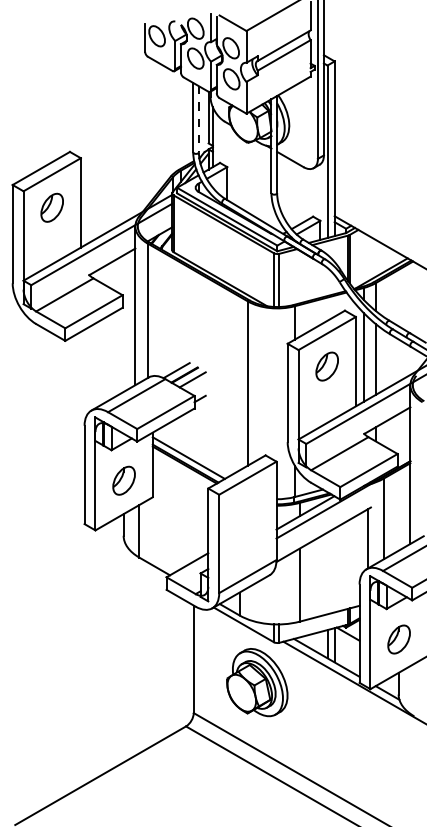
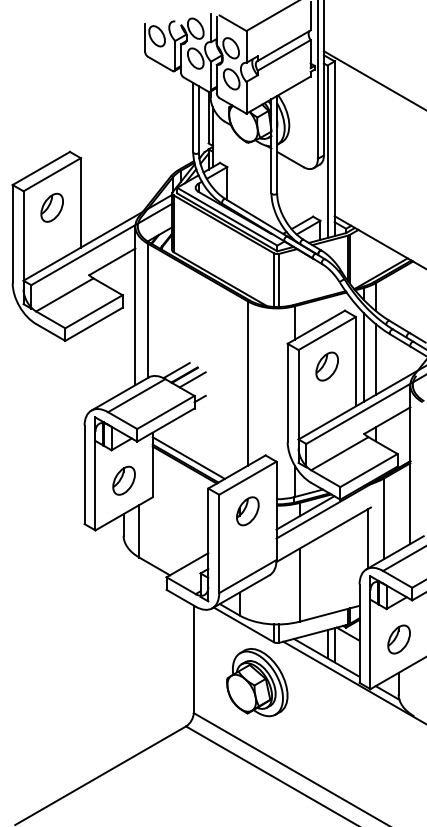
line: none -> present (373, 79)
line: dashed -> solid (198, 119)
part: none -> present (247, 511)
